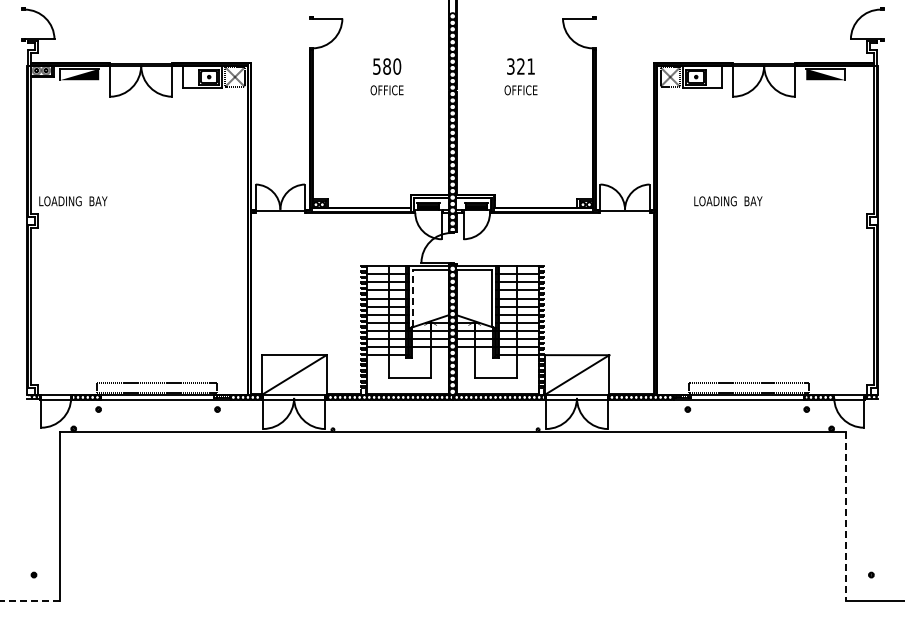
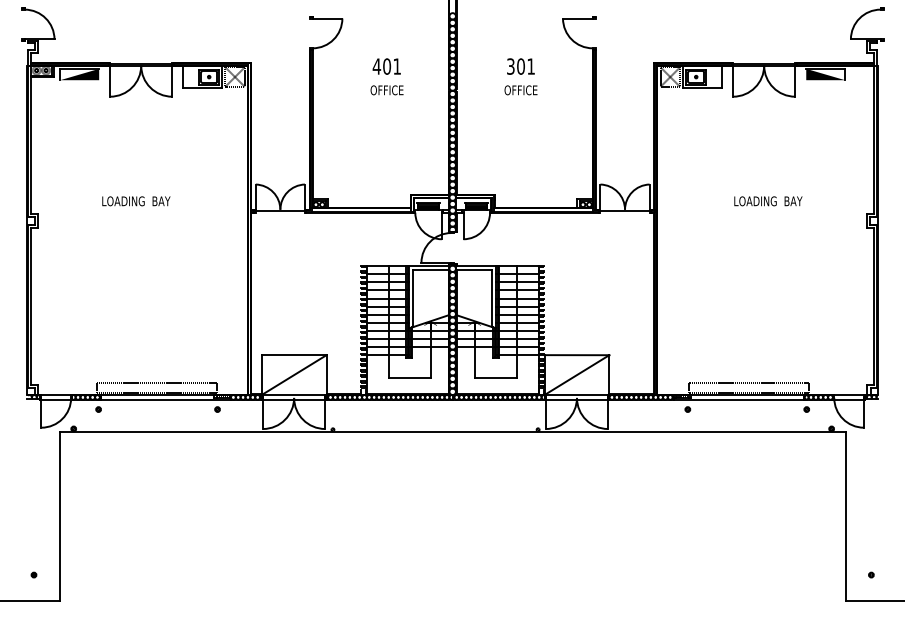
text: 580 -> 401 (386, 66)
text: 321 -> 301 (520, 66)
text position: (73, 201) -> (136, 201) (136, 201)
text position: (728, 201) -> (768, 201) (768, 201)
line: dashed -> solid (413, 298)
line: dashed -> solid (845, 516)
line: dashed -> solid (29, 600)
